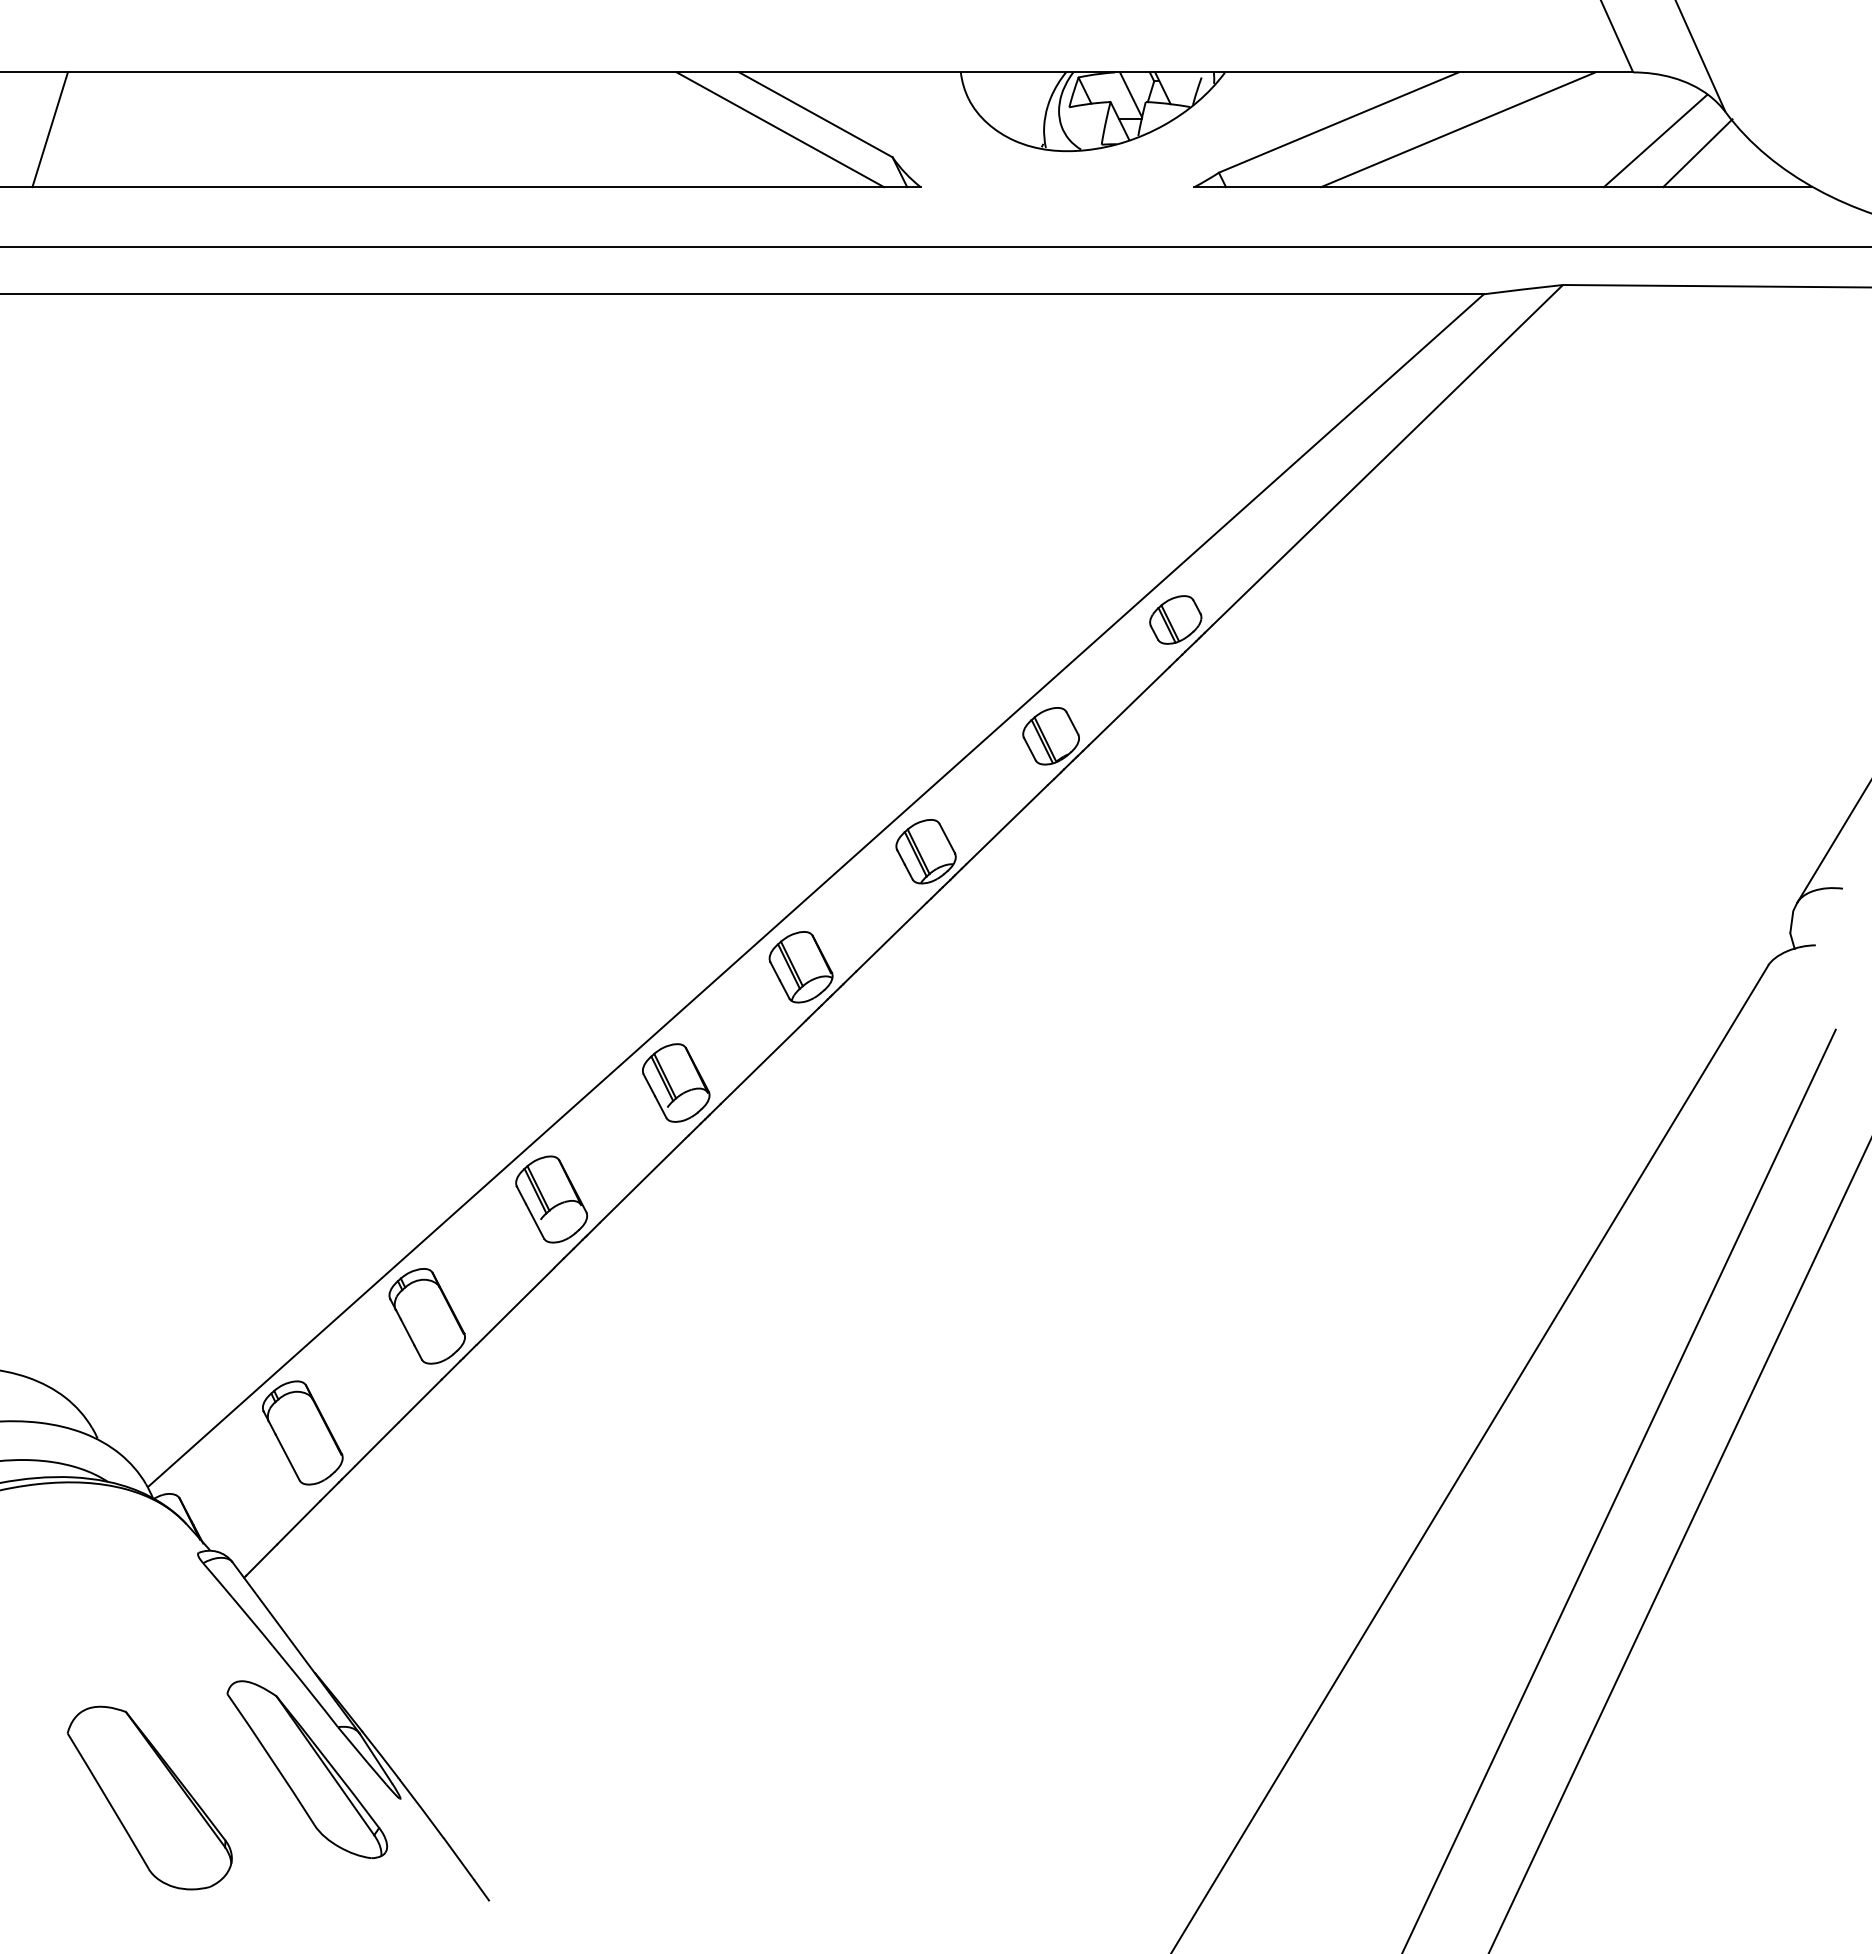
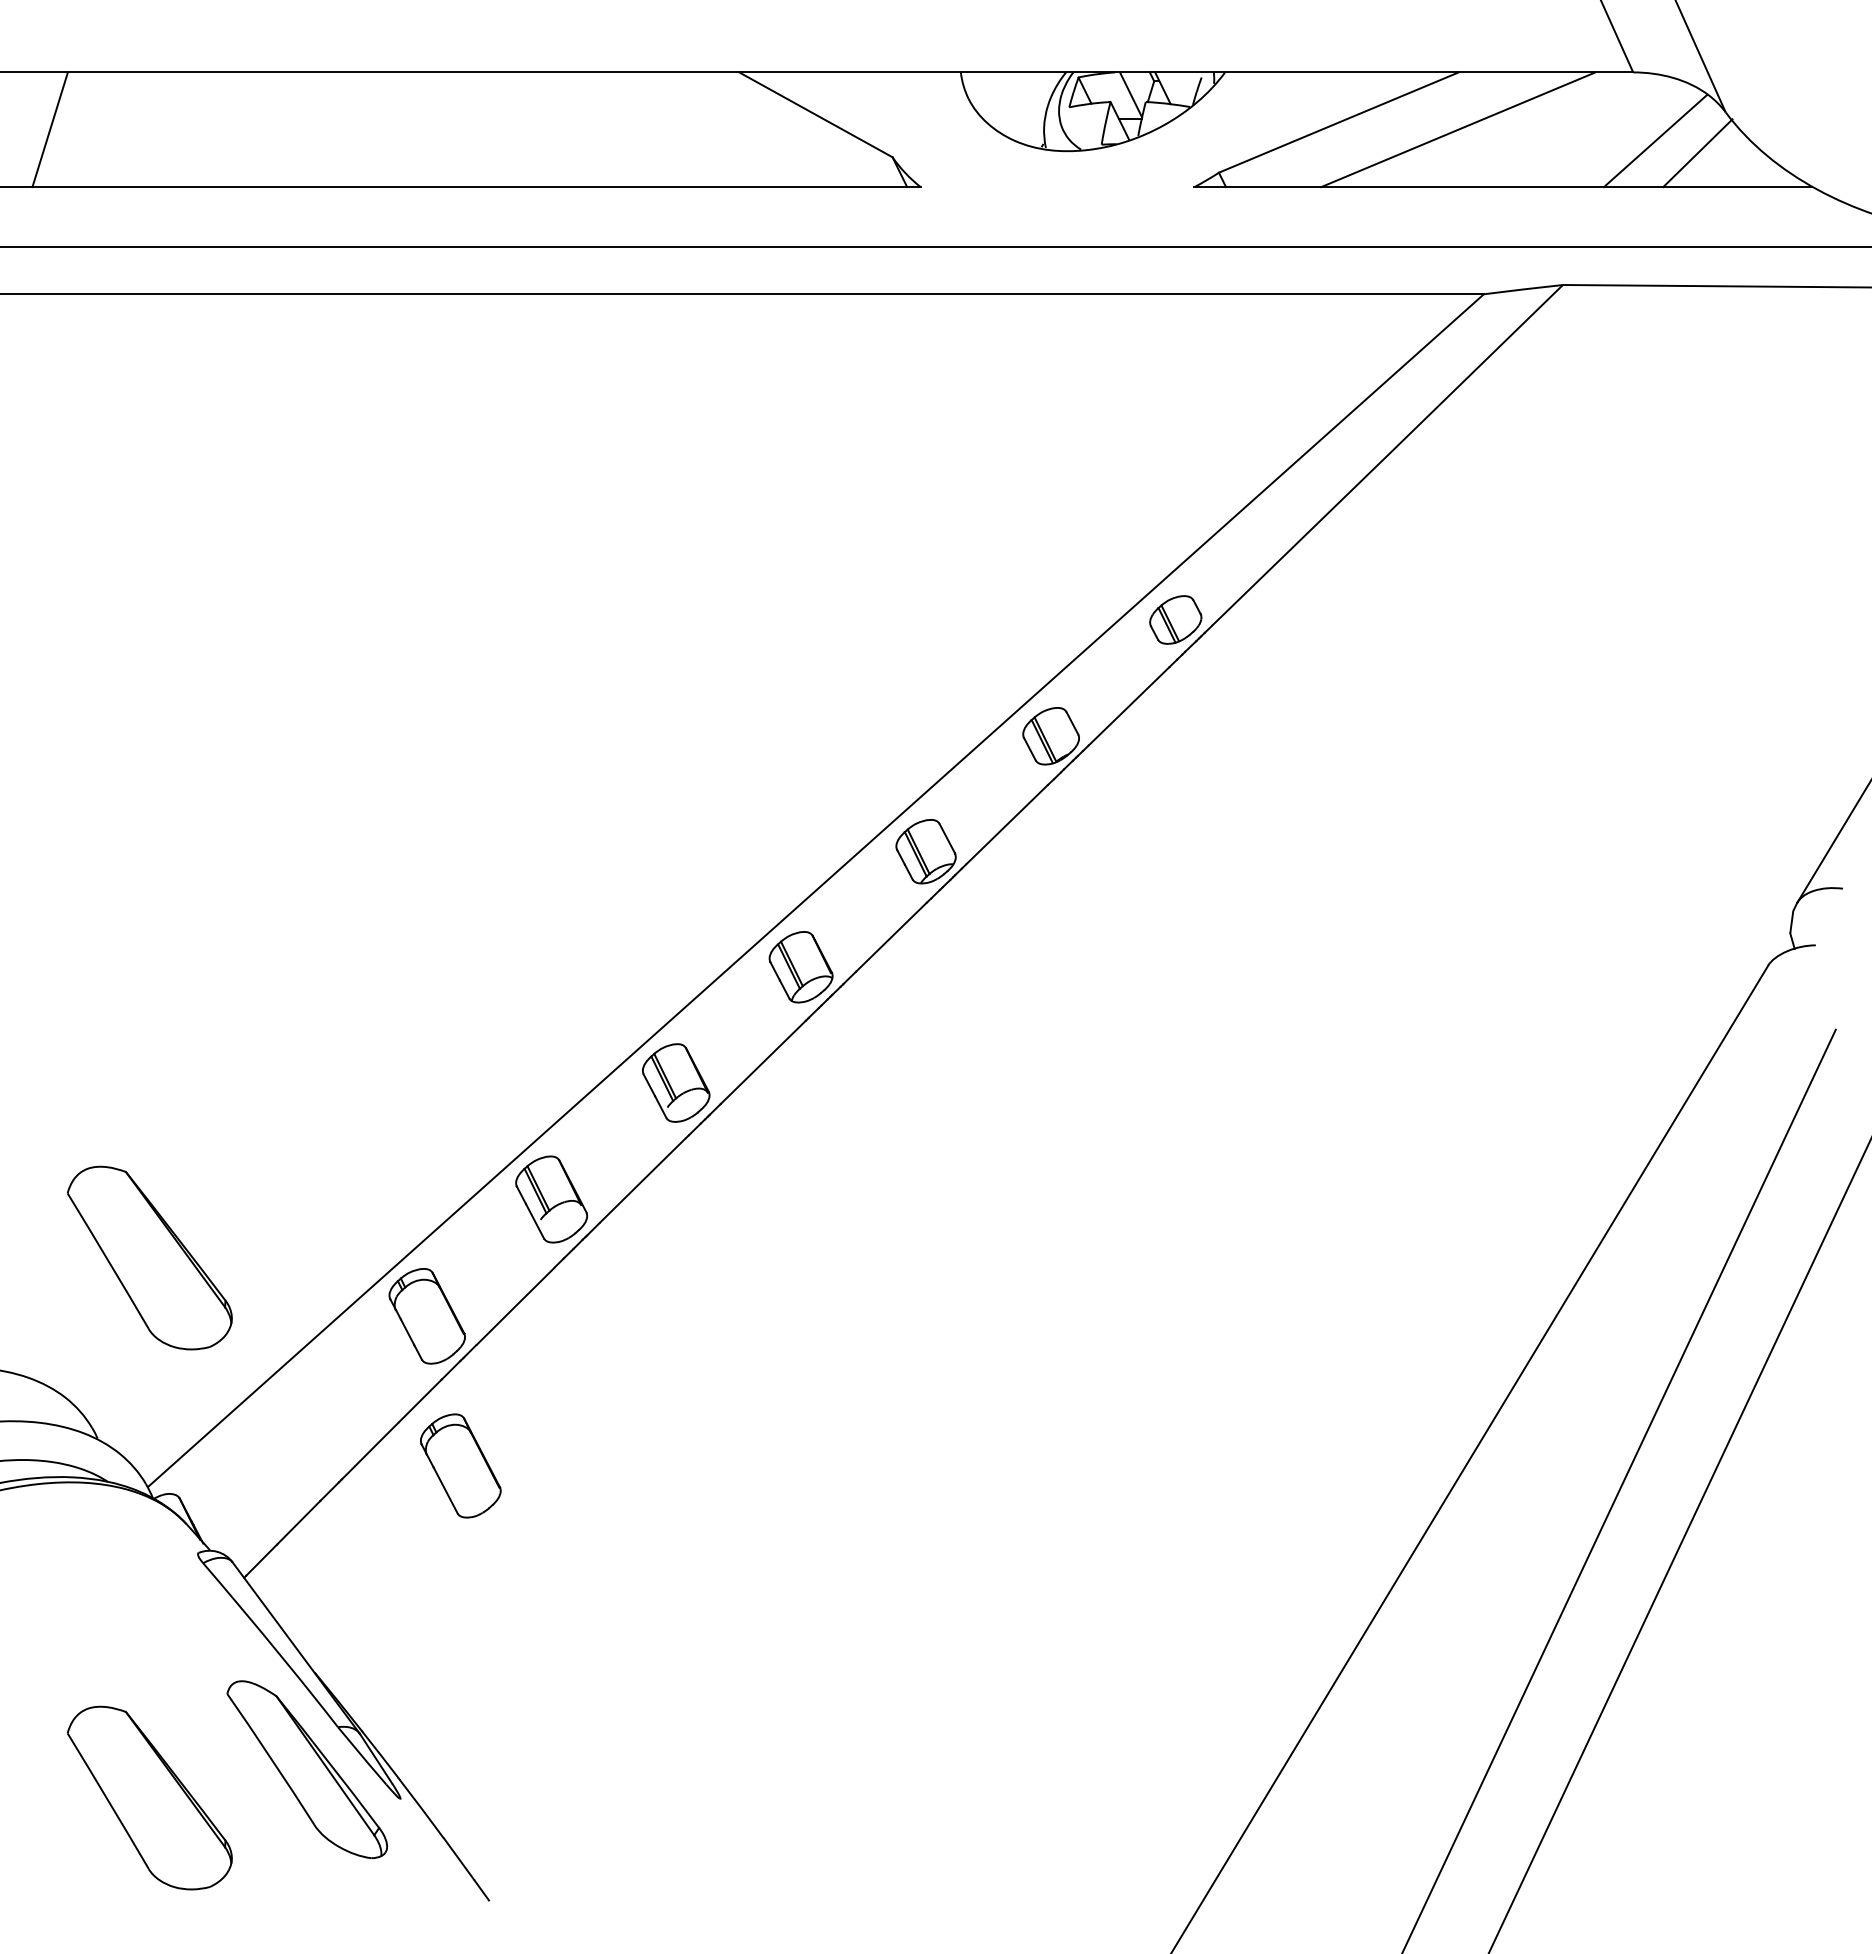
line: present -> none (780, 129)
part: none -> present (149, 1257)
part position: (302, 1432) -> (460, 1465) (460, 1465)
